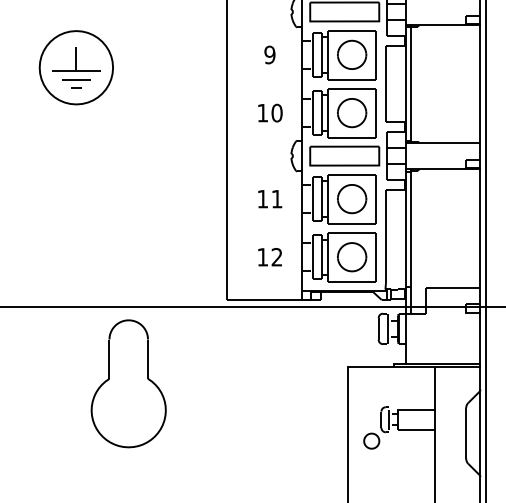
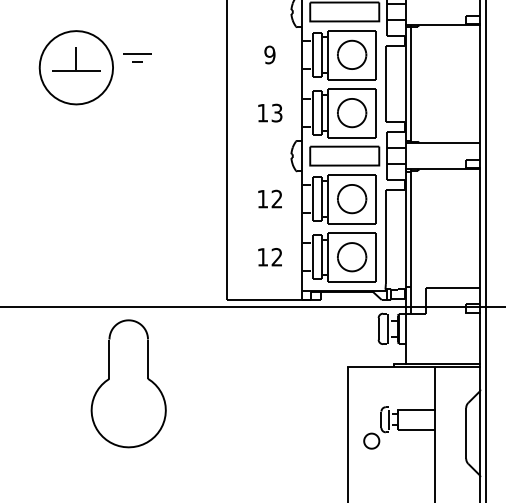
part position: (76, 83) -> (137, 57) (137, 57)
text: 10 -> 13 (276, 112)
text: 11 -> 12 (276, 198)
